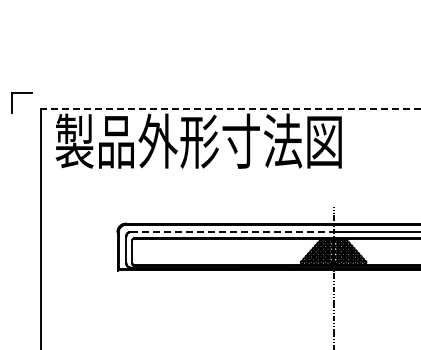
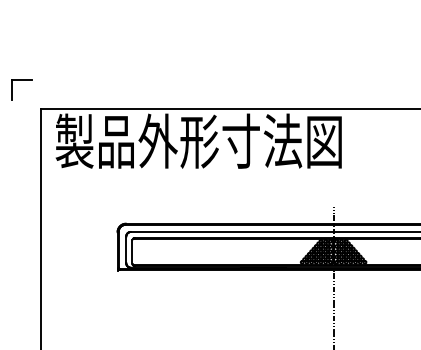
part position: (21, 93) -> (21, 80) (21, 80)
line: dashed -> solid (230, 109)
line: dashed -> solid (232, 232)
